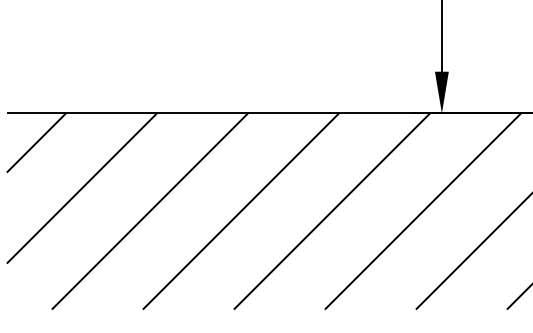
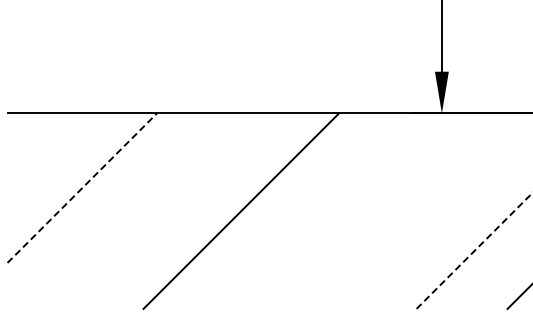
line: present -> none (36, 142)
line: solid -> dashed (82, 188)
line: present -> none (150, 210)
line: present -> none (332, 210)
line: present -> none (423, 210)
line: solid -> dashed (474, 251)
